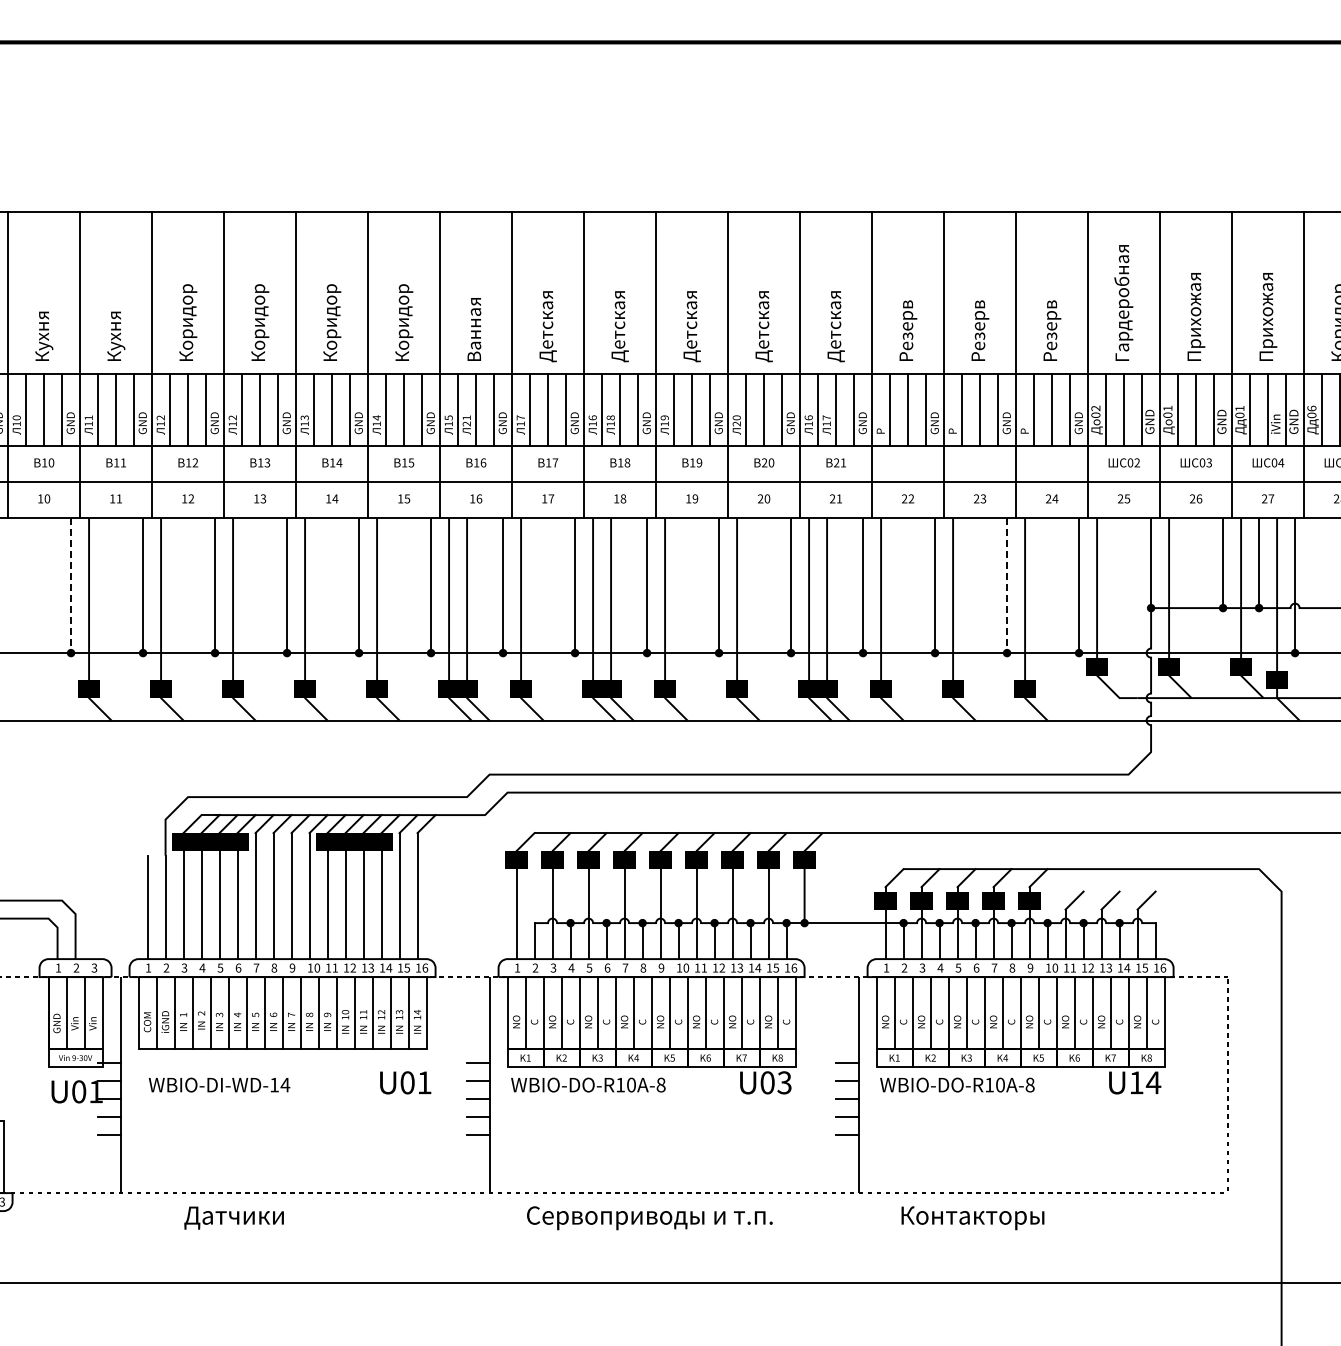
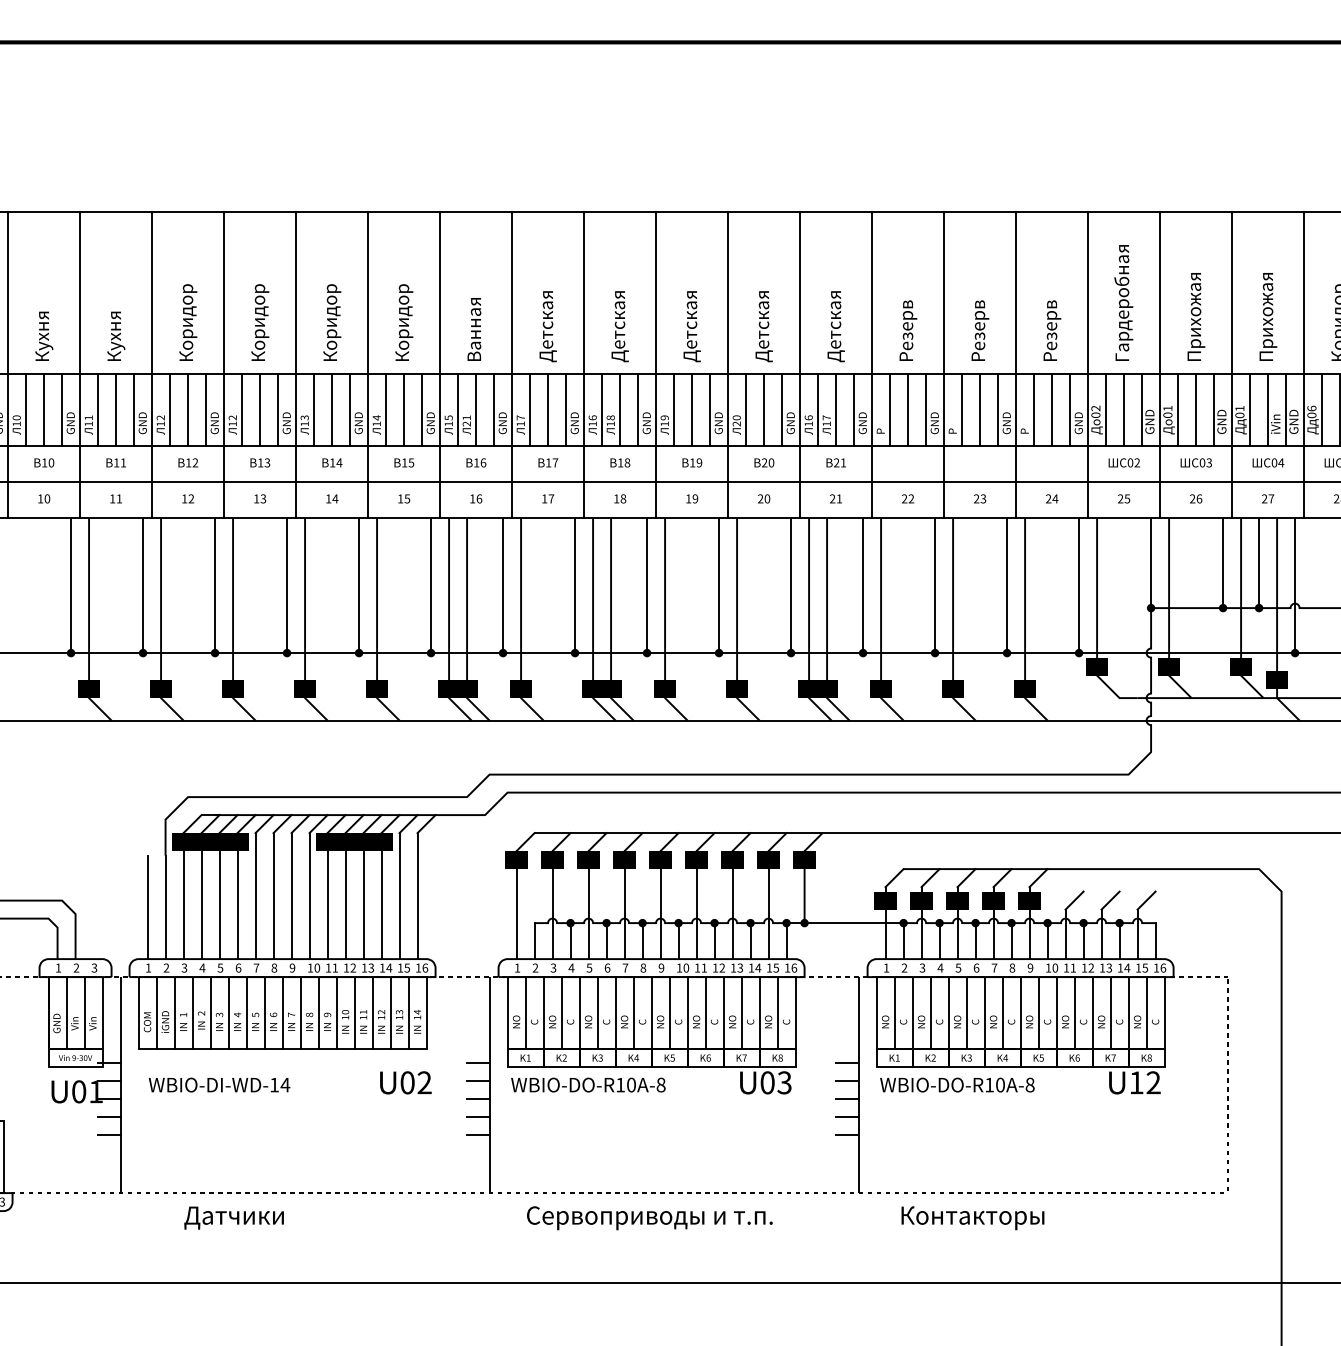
line: dashed -> solid (71, 585)
line: dashed -> solid (1007, 585)
text: U01 -> U02 (424, 1082)
text: U14 -> U12 (1153, 1082)
